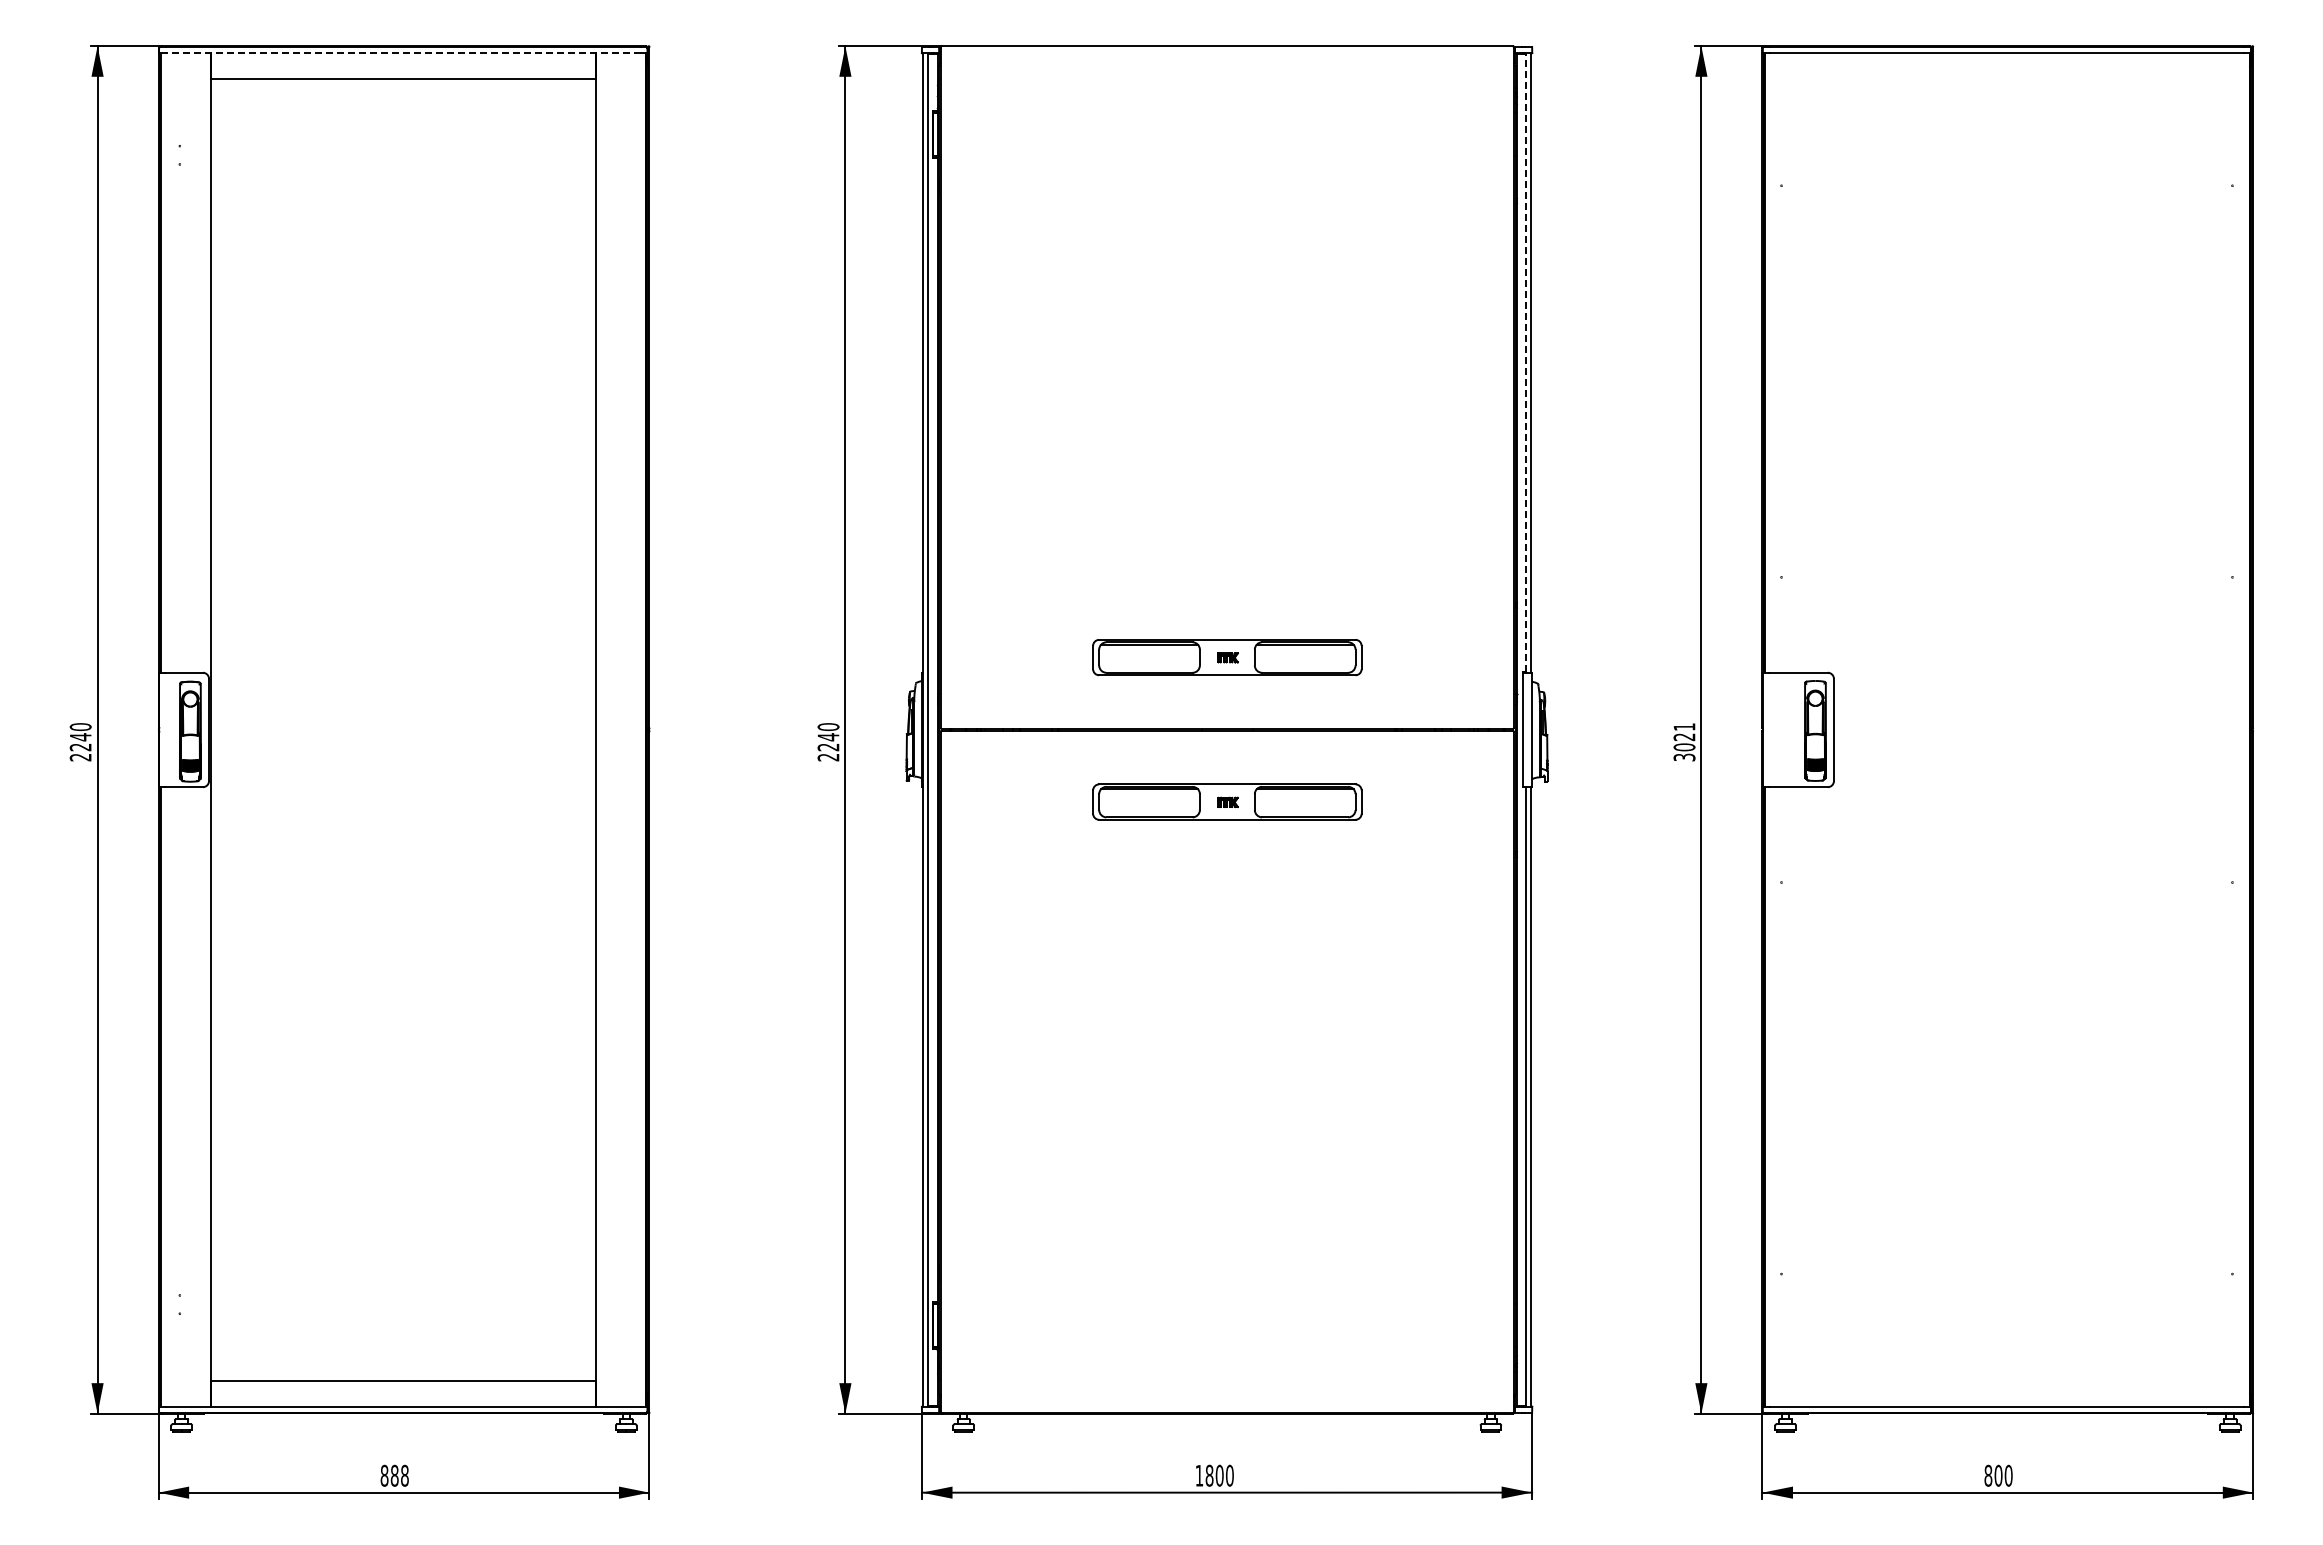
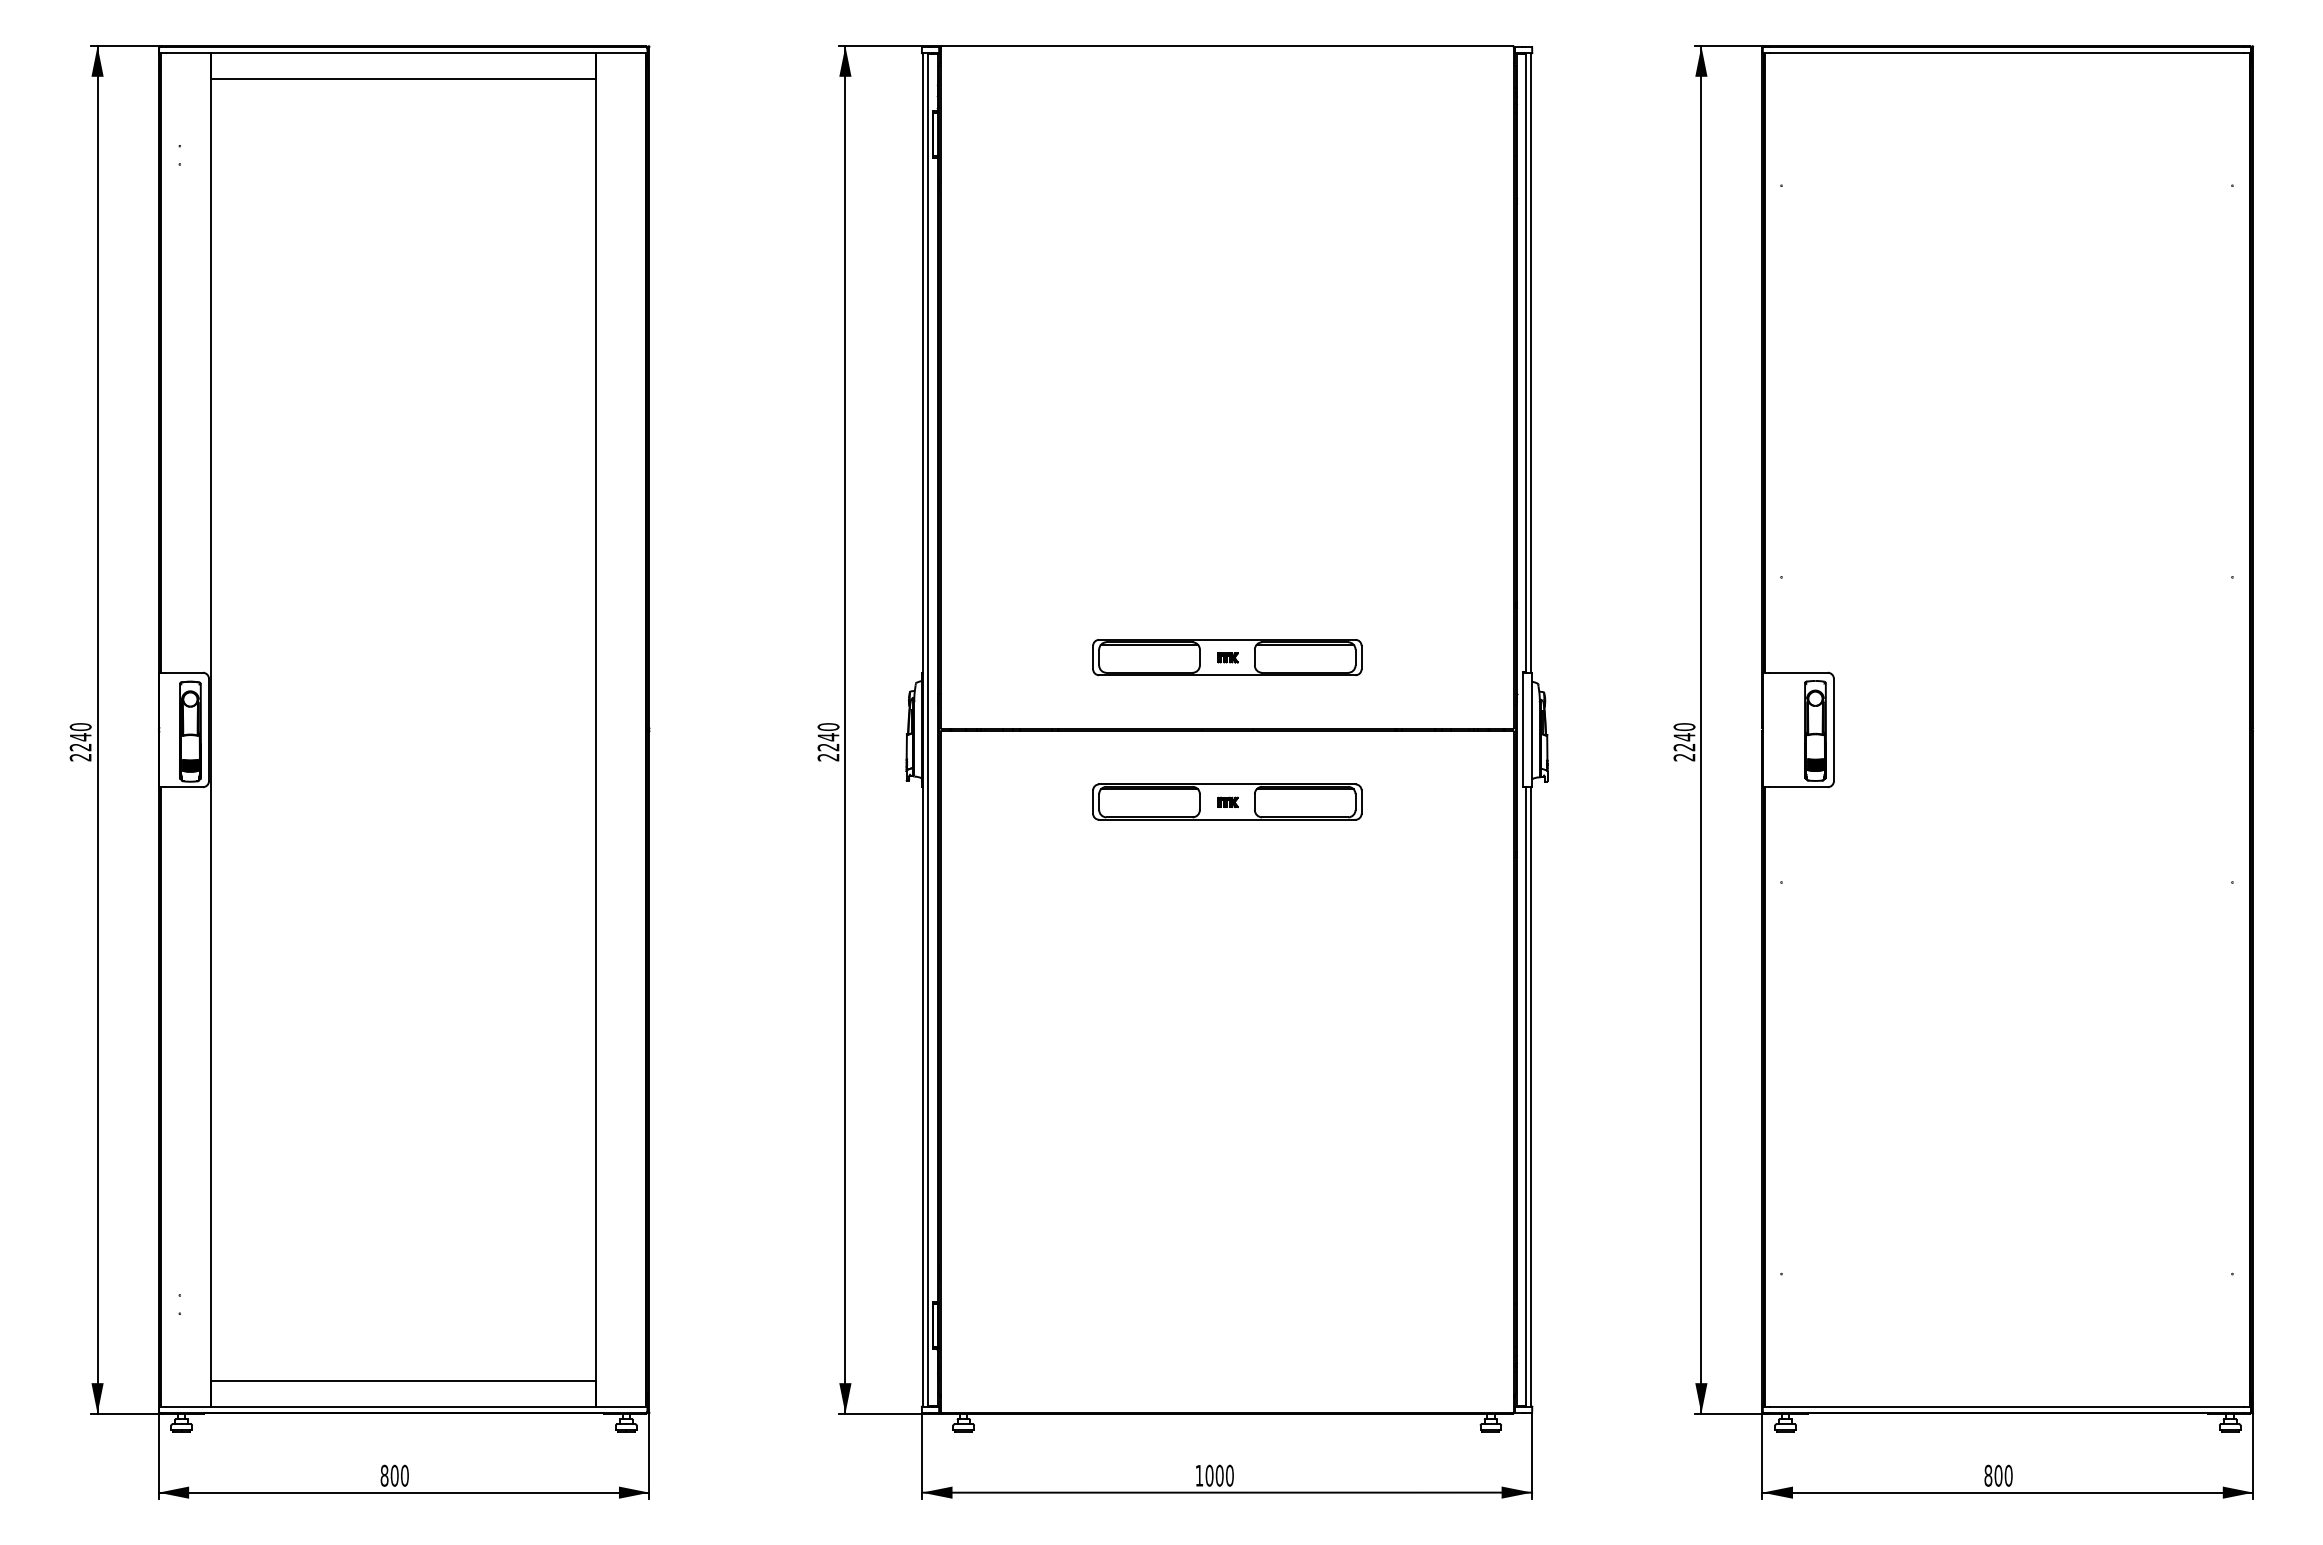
line: dashed -> solid (402, 53)
line: dashed -> solid (1526, 362)
text: 3021 -> 2240 (1684, 742)
text: 888 -> 800 (399, 1475)
text: 1800 -> 1000 (1209, 1475)
